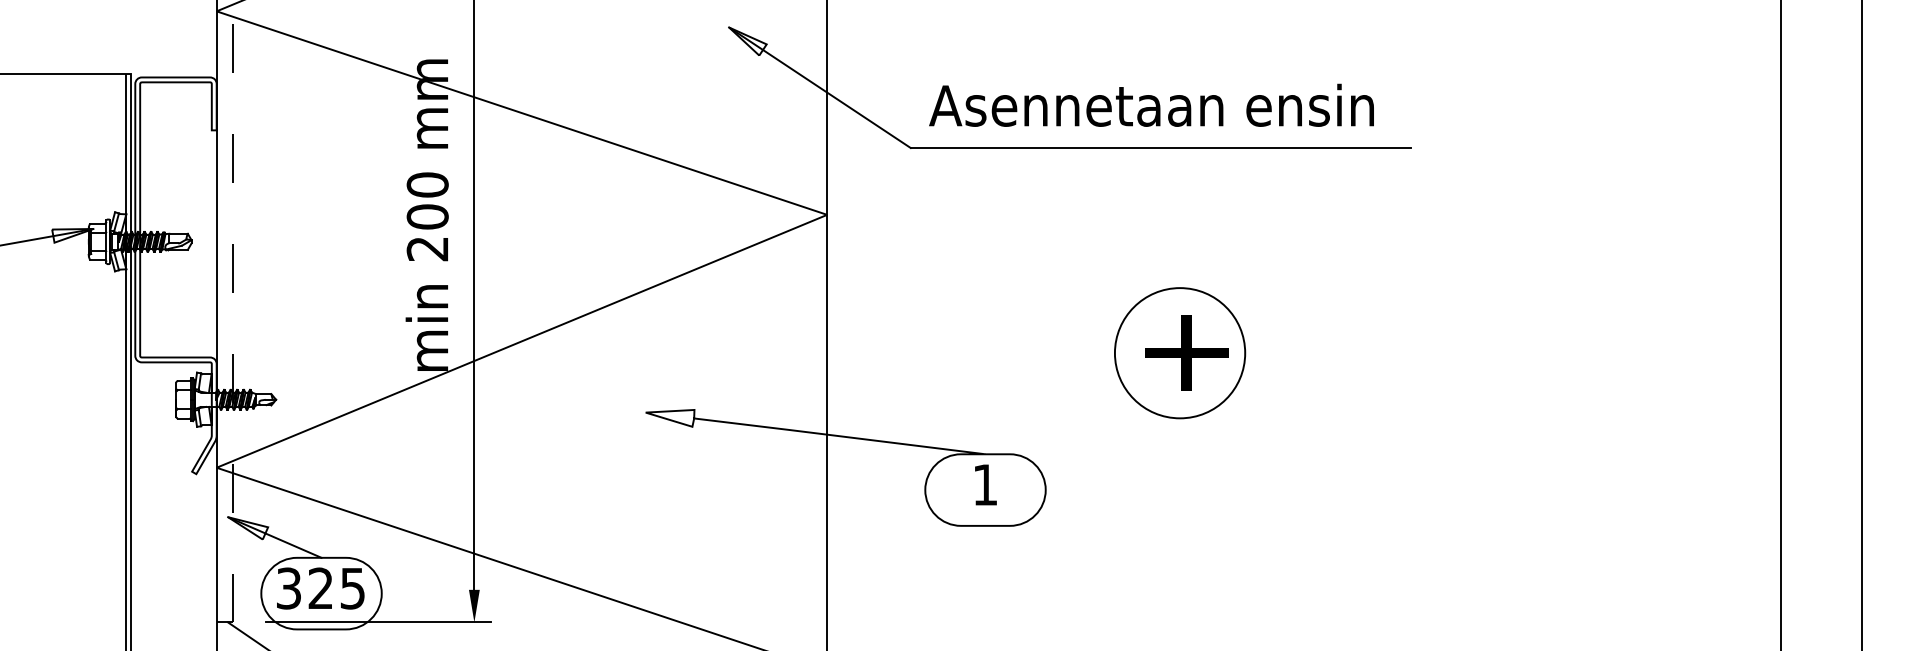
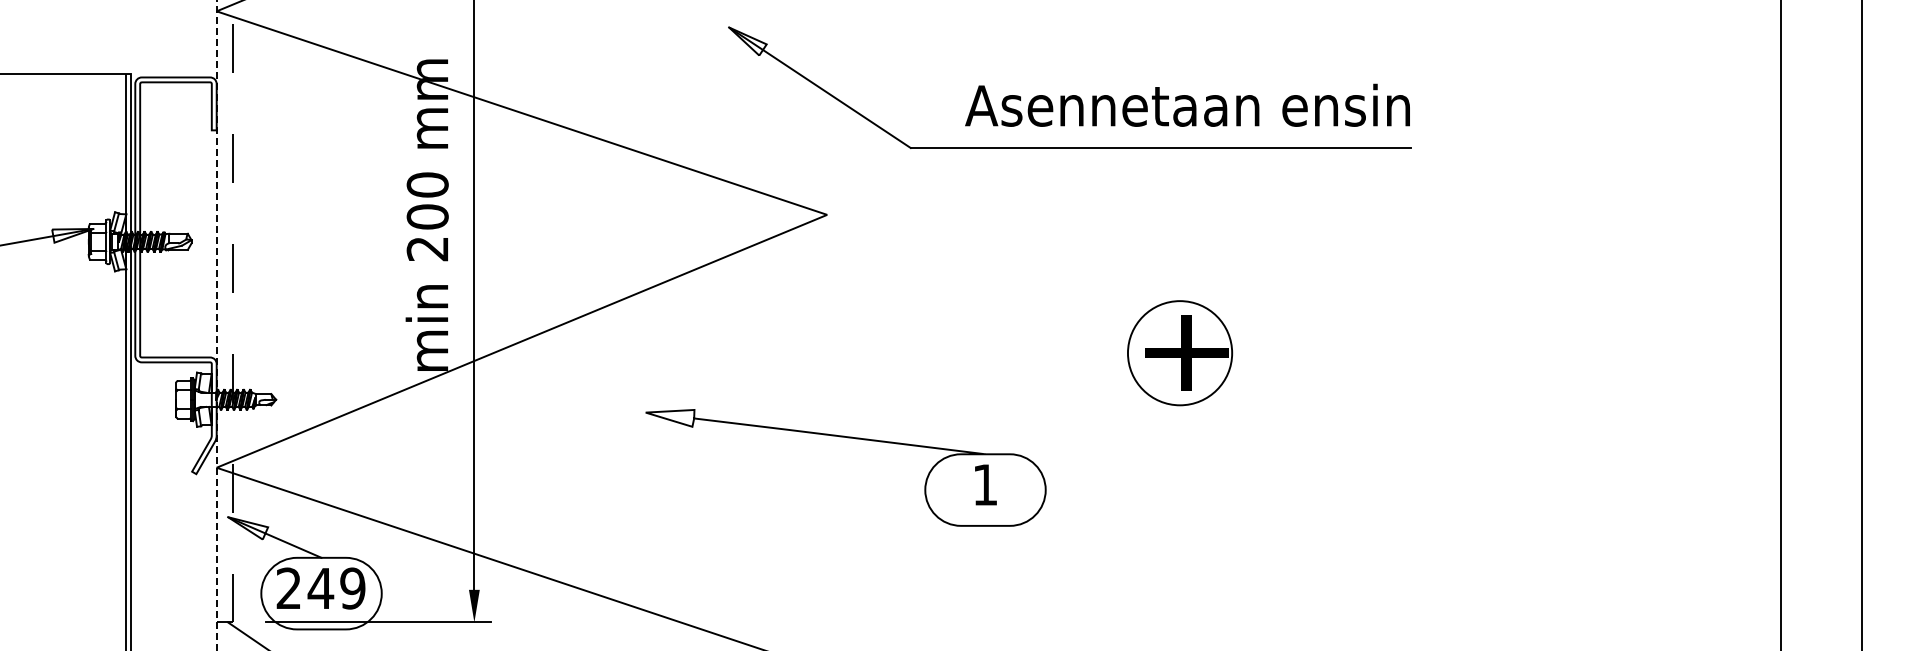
text position: (1151, 104) -> (1187, 104) (1187, 104)
line: present -> none (827, 324)
line: solid -> dashed (216, 325)
circle diameter: 130 px -> 104 px (1179, 353)
text: 325 -> 249 (320, 588)
